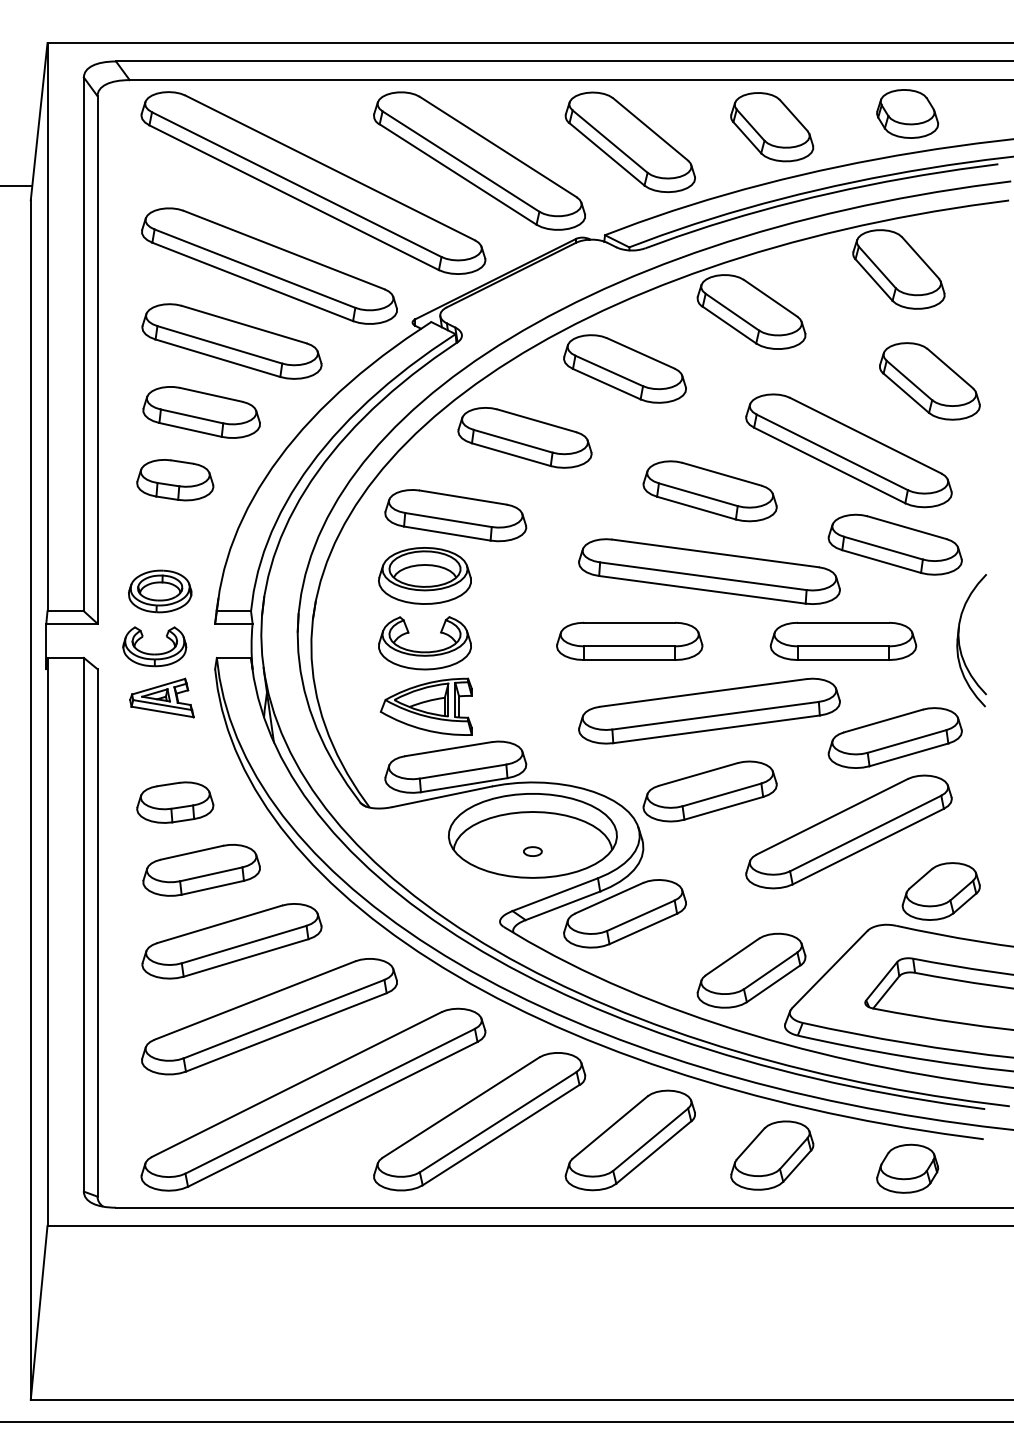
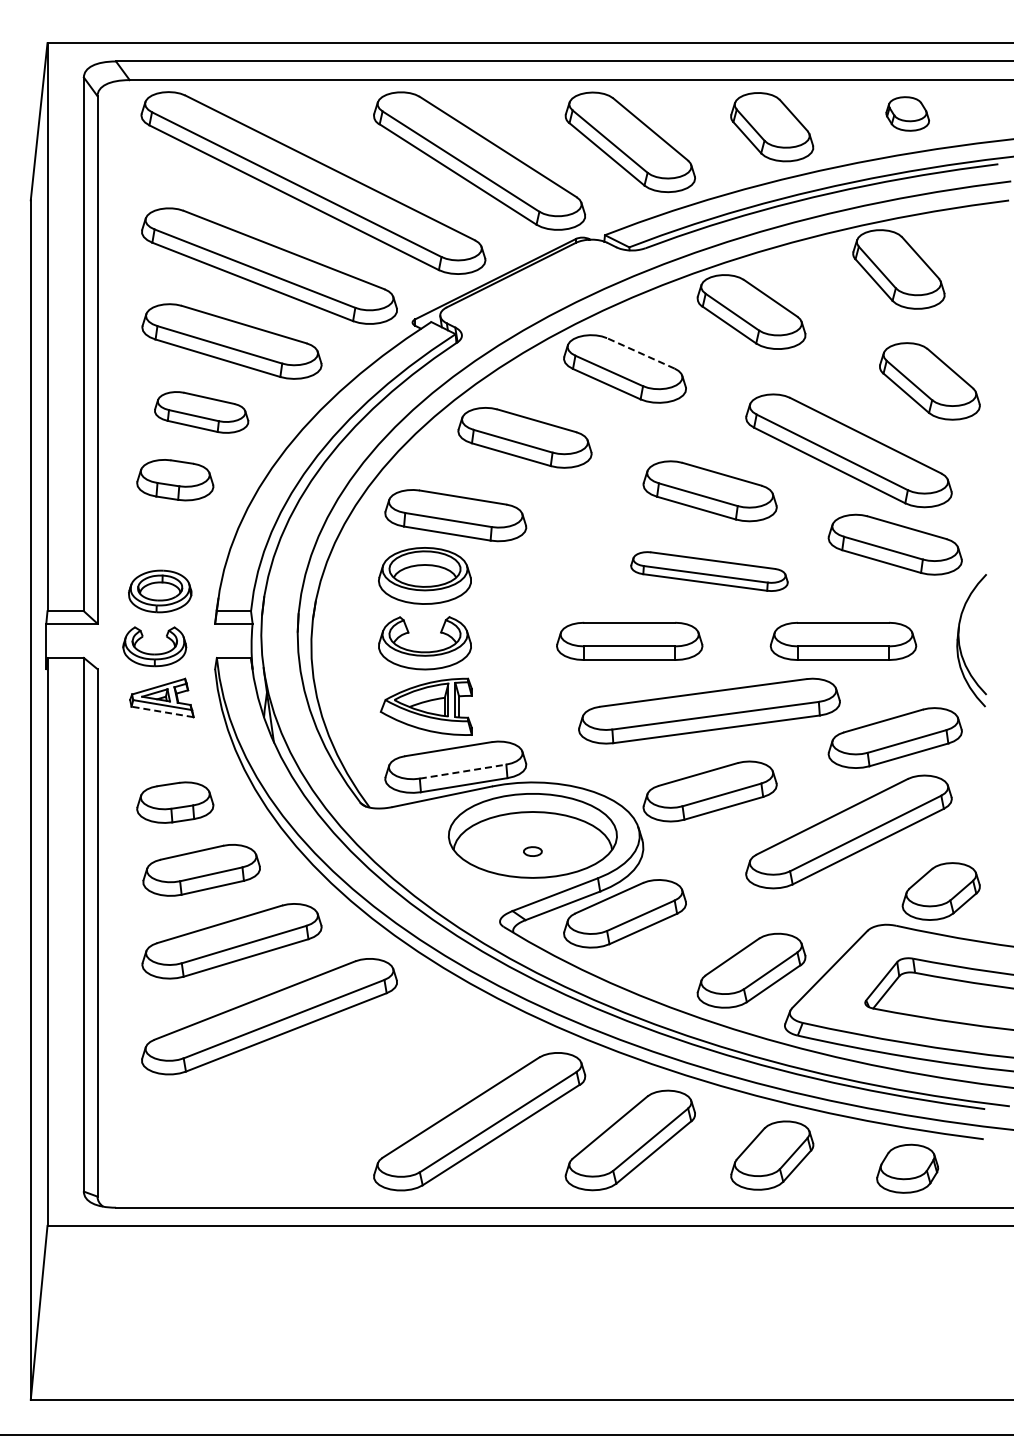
part size: 64x50 px -> 45x36 px (907, 113)
line: present -> none (17, 185)
line: solid -> dashed (640, 353)
part size: 119x53 px -> 96x43 px (201, 412)
part size: 263x67 px -> 159x41 px (709, 571)
line: solid -> dashed (162, 711)
line: solid -> dashed (463, 771)
part: present -> none (313, 1099)
line position: (506, 1422) -> (506, 1435) (506, 1435)
